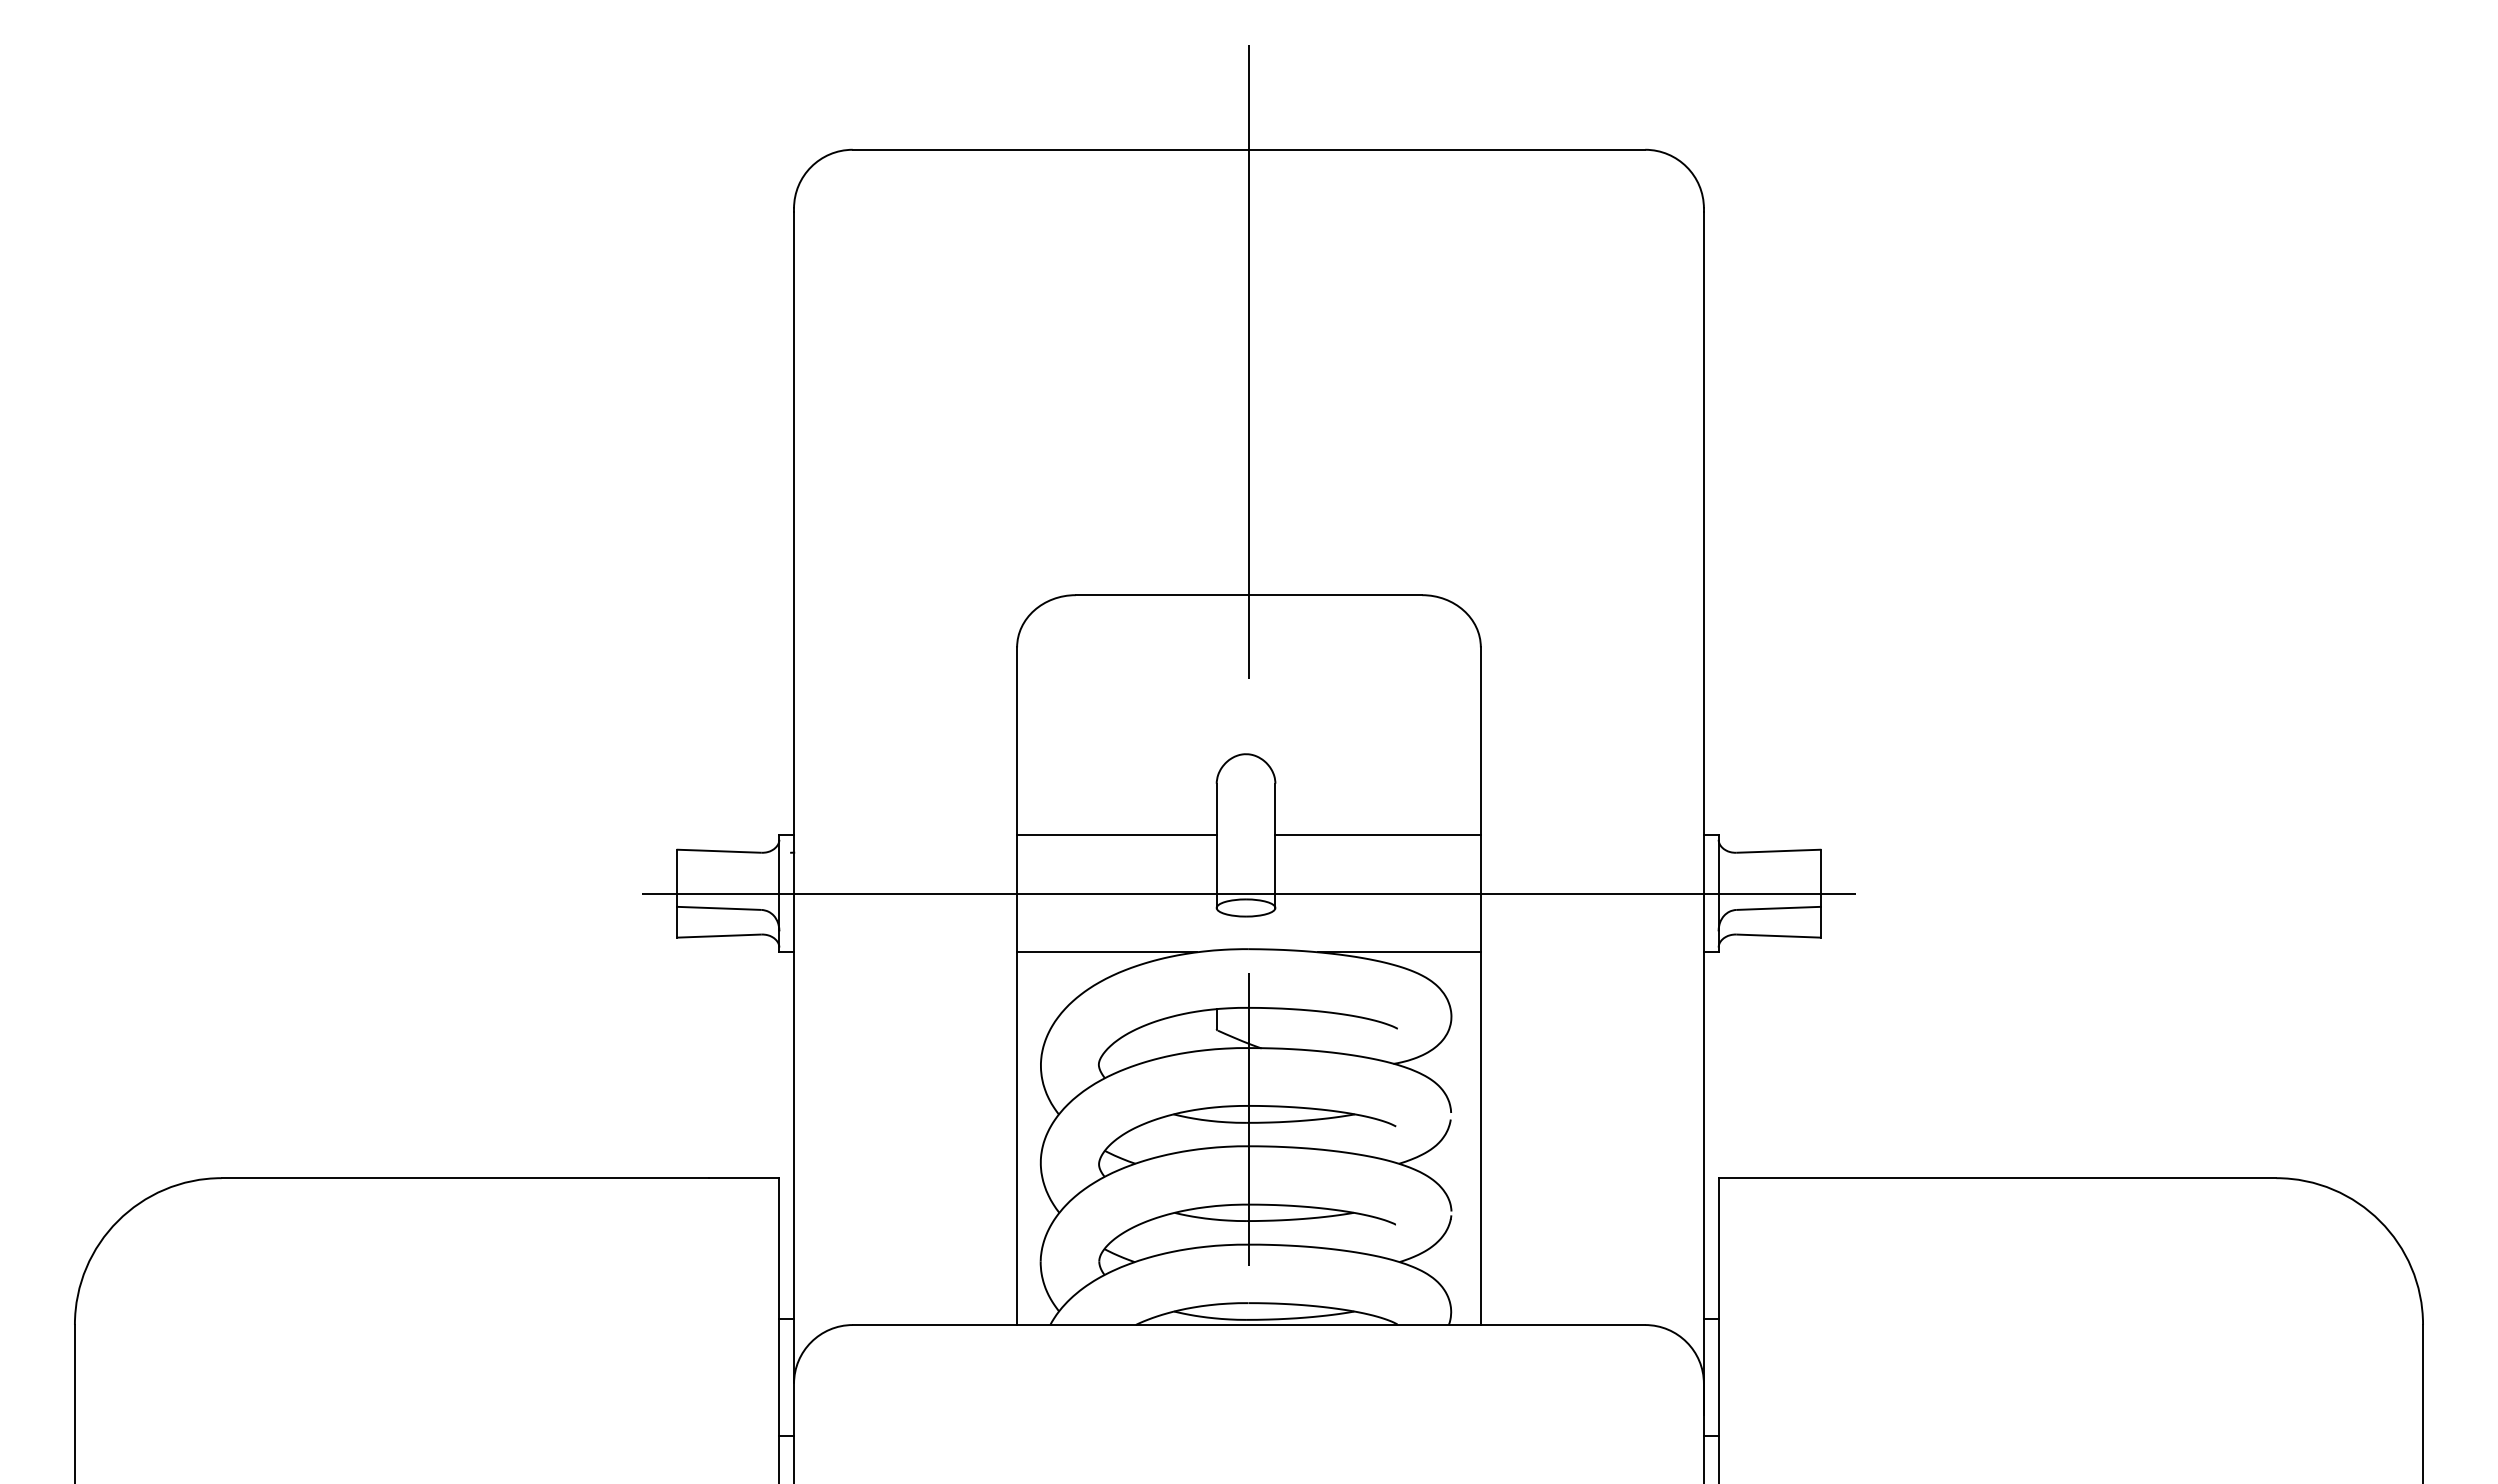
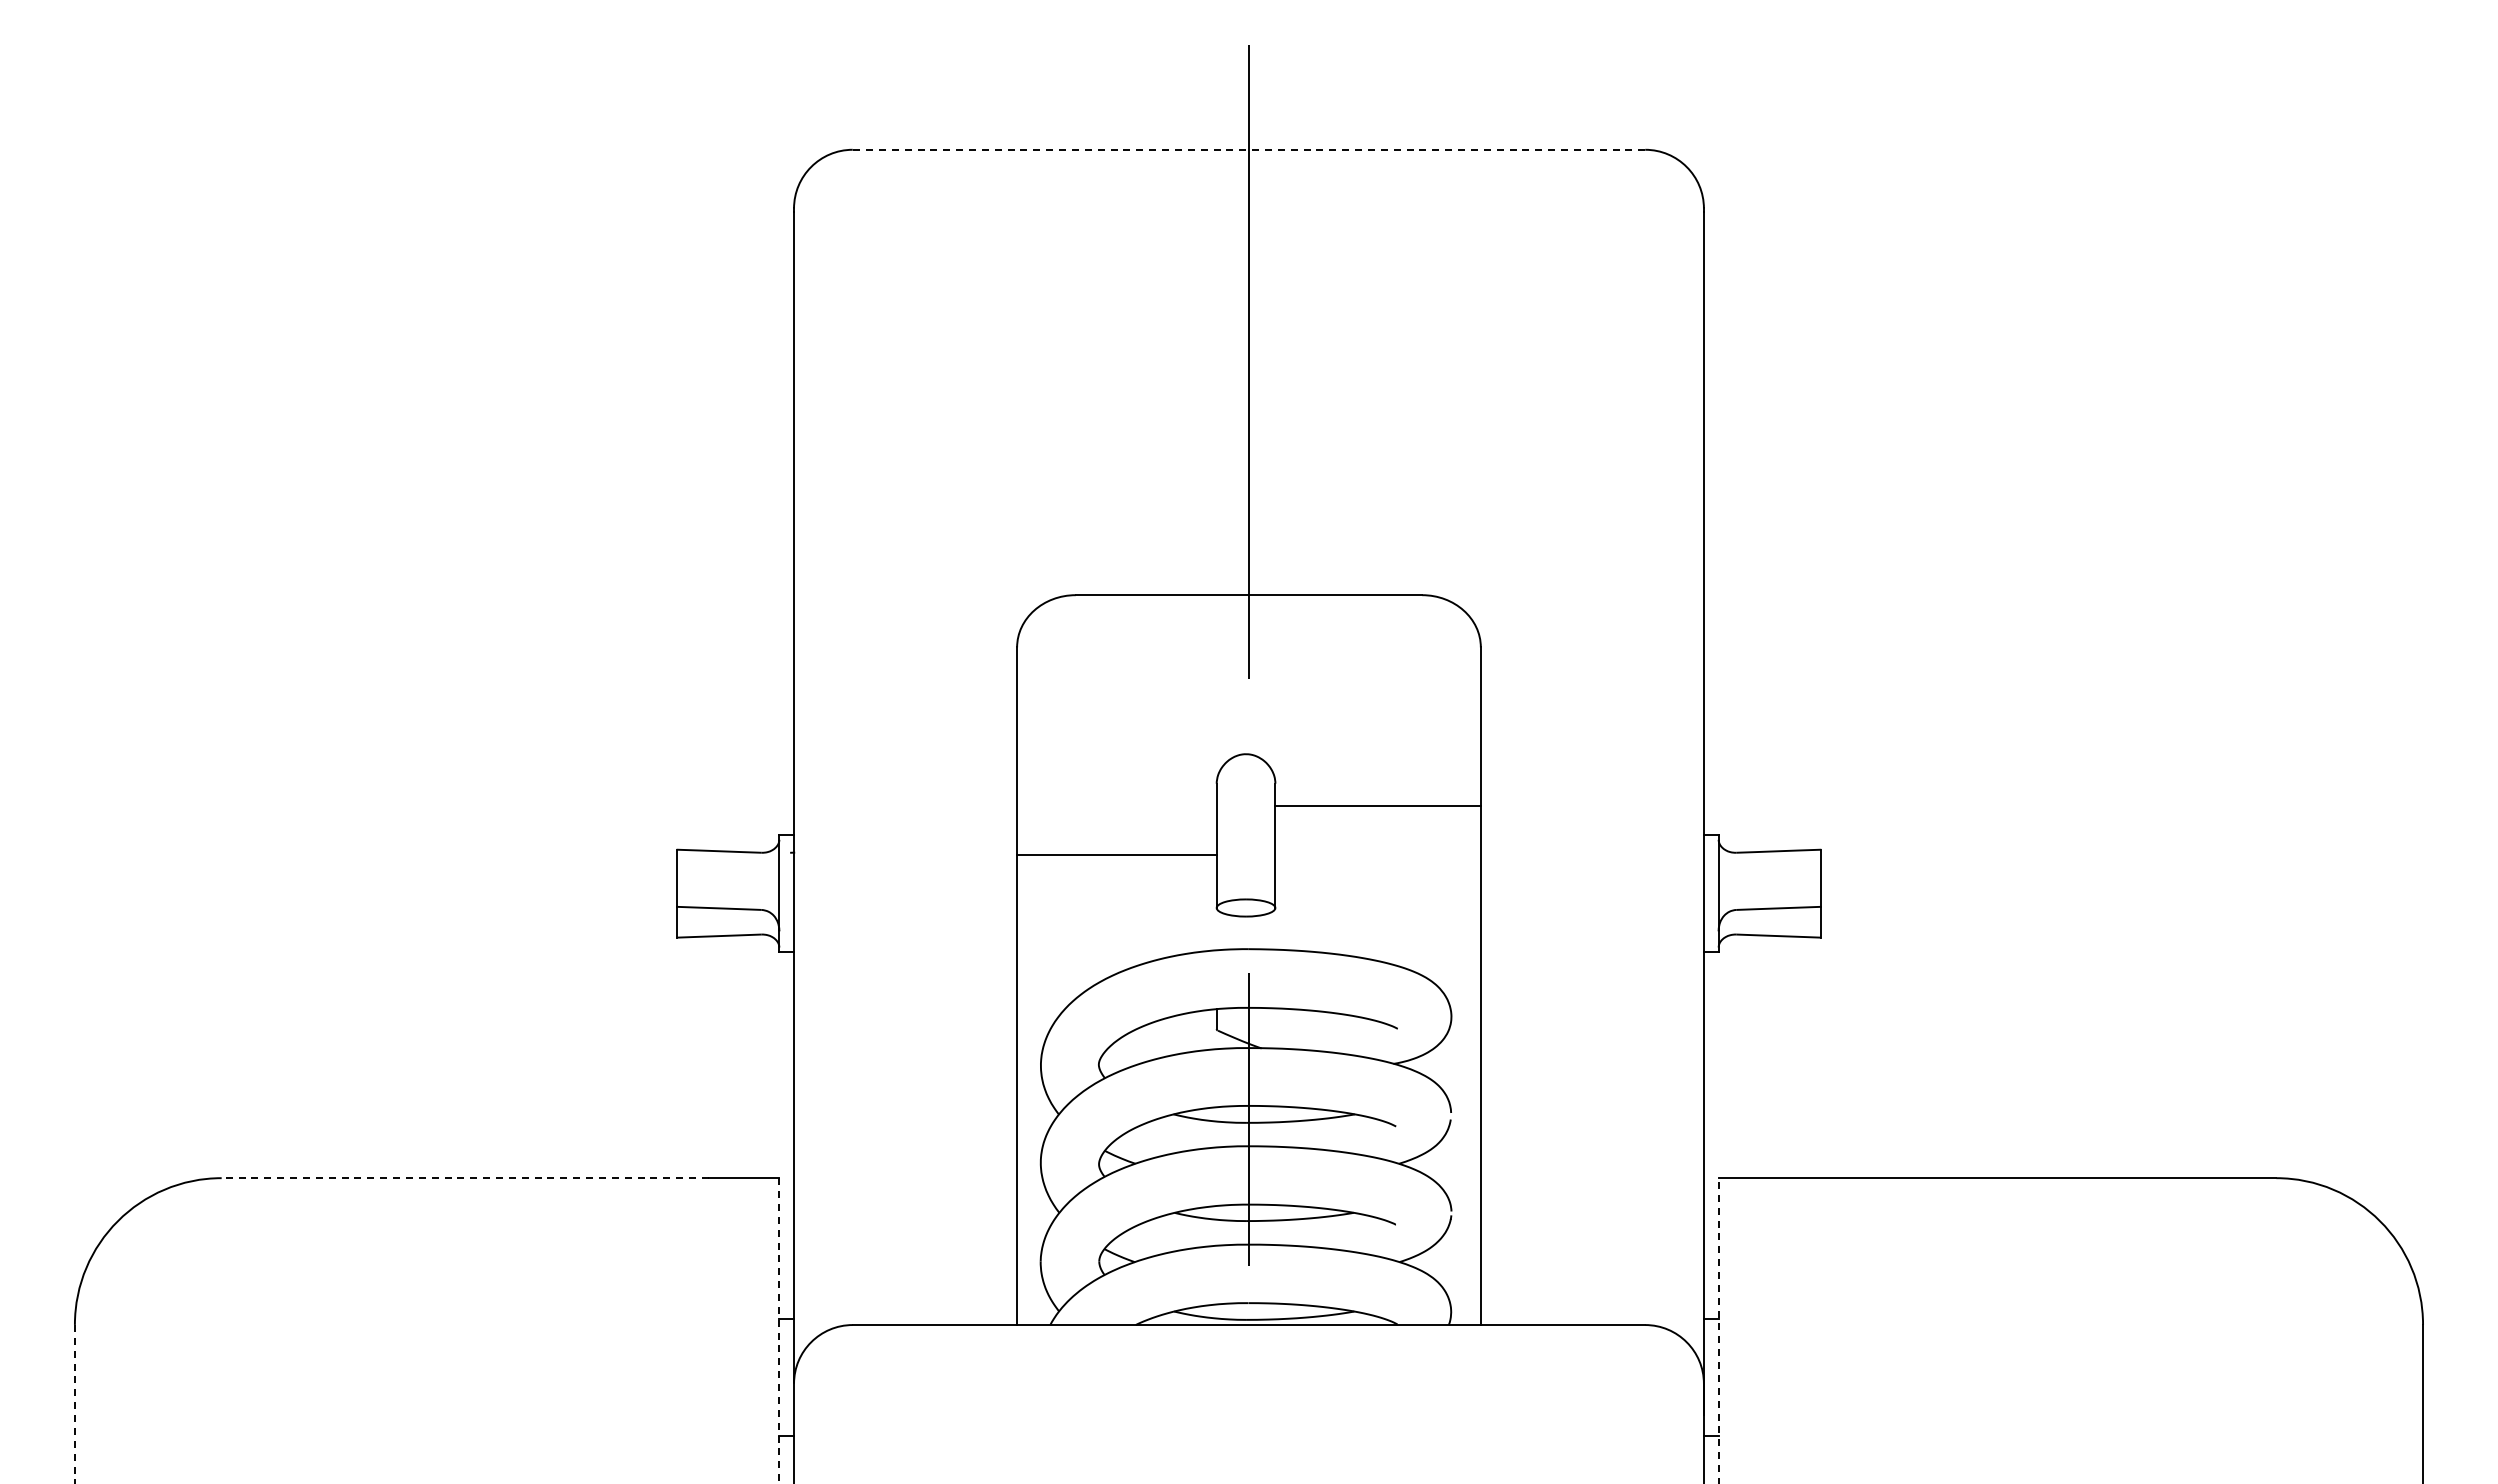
line: solid -> dashed (1248, 149)
line position: (1116, 834) -> (1116, 854) (1116, 854)
line position: (1377, 834) -> (1377, 805) (1377, 805)
line: present -> none (1249, 893)
line: present -> none (1107, 952)
line: present -> none (1399, 952)
line: solid -> dashed (465, 1178)
line: solid -> dashed (1718, 1330)
line: solid -> dashed (779, 1331)
line: solid -> dashed (74, 1404)
